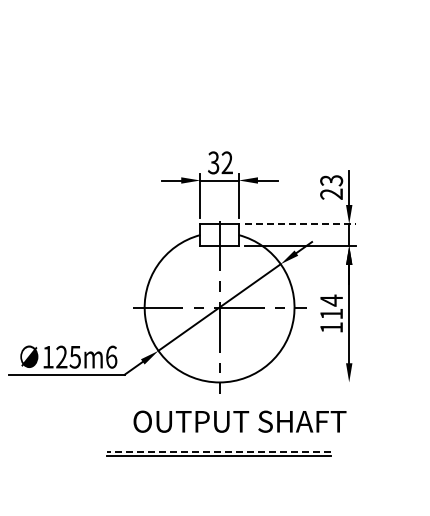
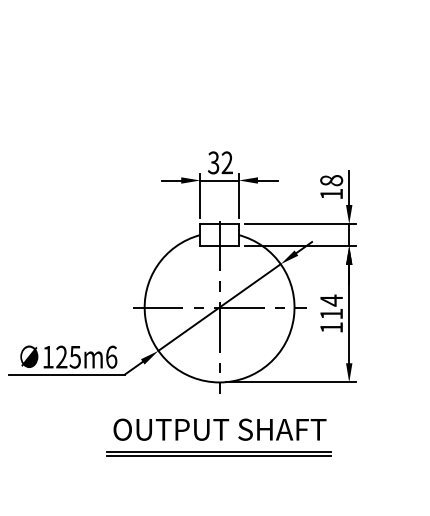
text: 23 -> 18 (331, 187)
line: dashed -> solid (300, 224)
line: none -> present (290, 382)
text position: (239, 421) -> (219, 429) (219, 429)
line: dashed -> solid (218, 451)
